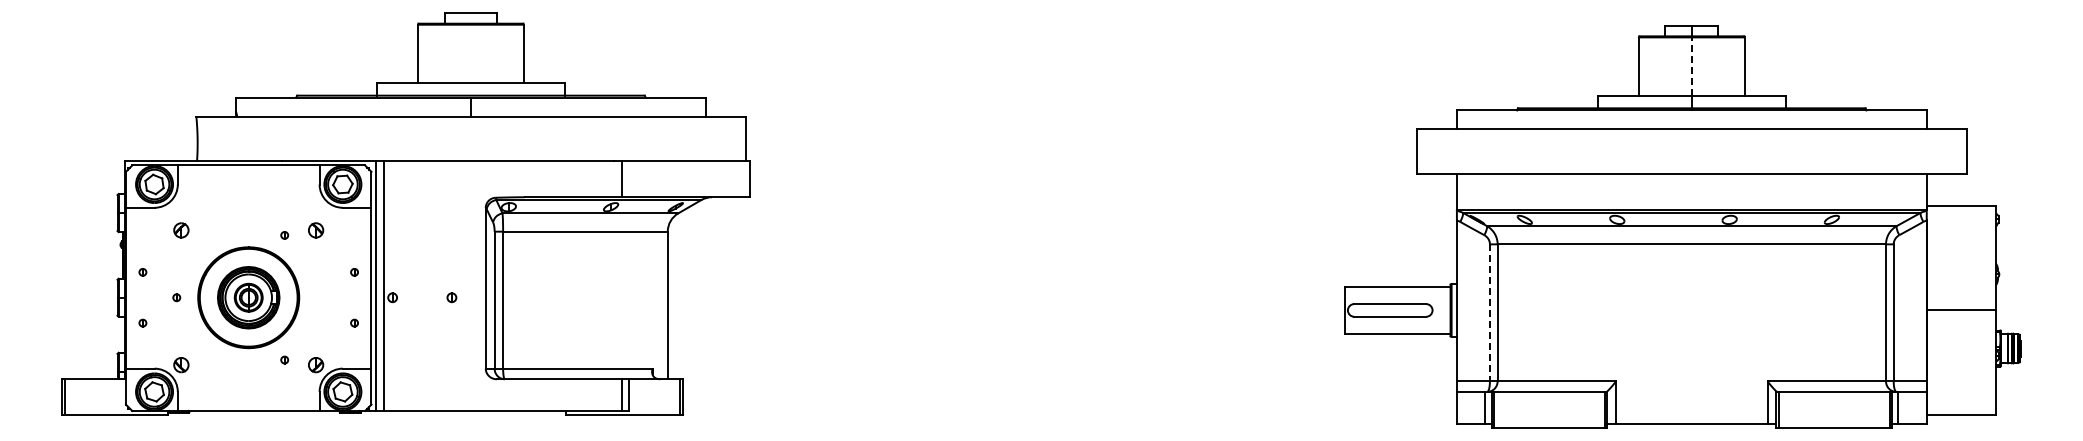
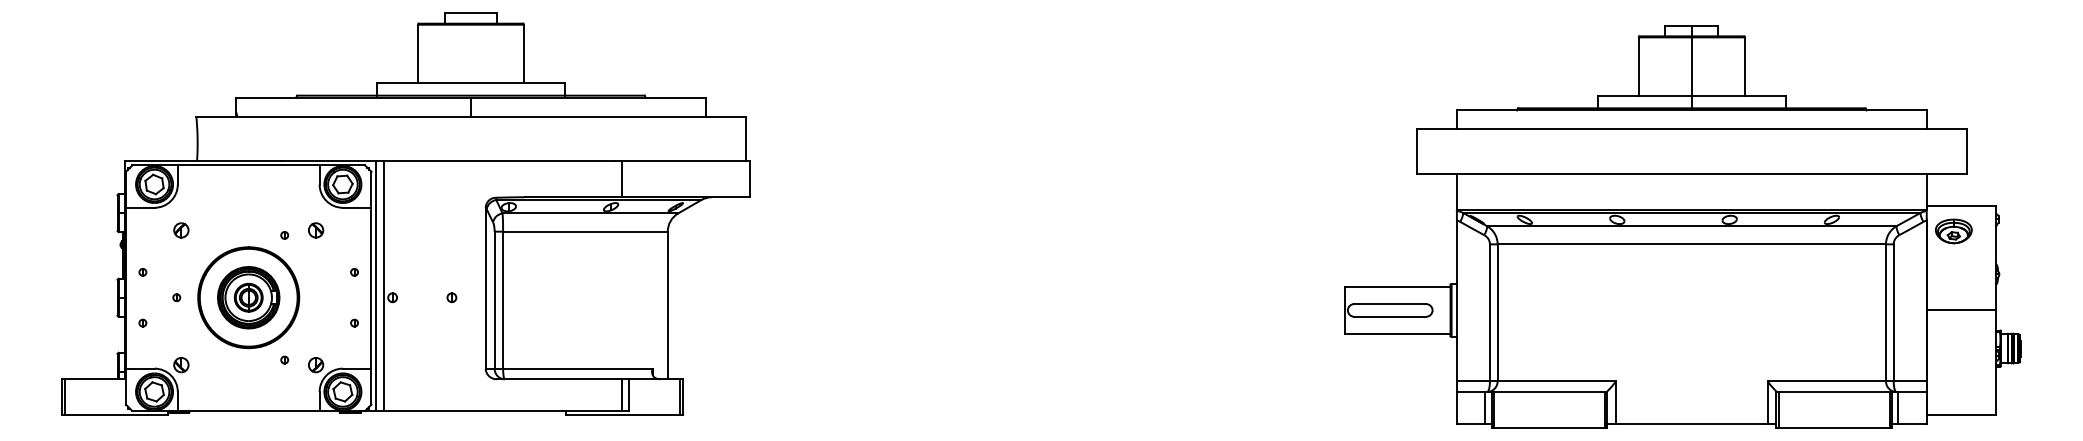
line: dashed -> solid (1691, 66)
part: none -> present (1953, 231)
line: dashed -> solid (1489, 313)
